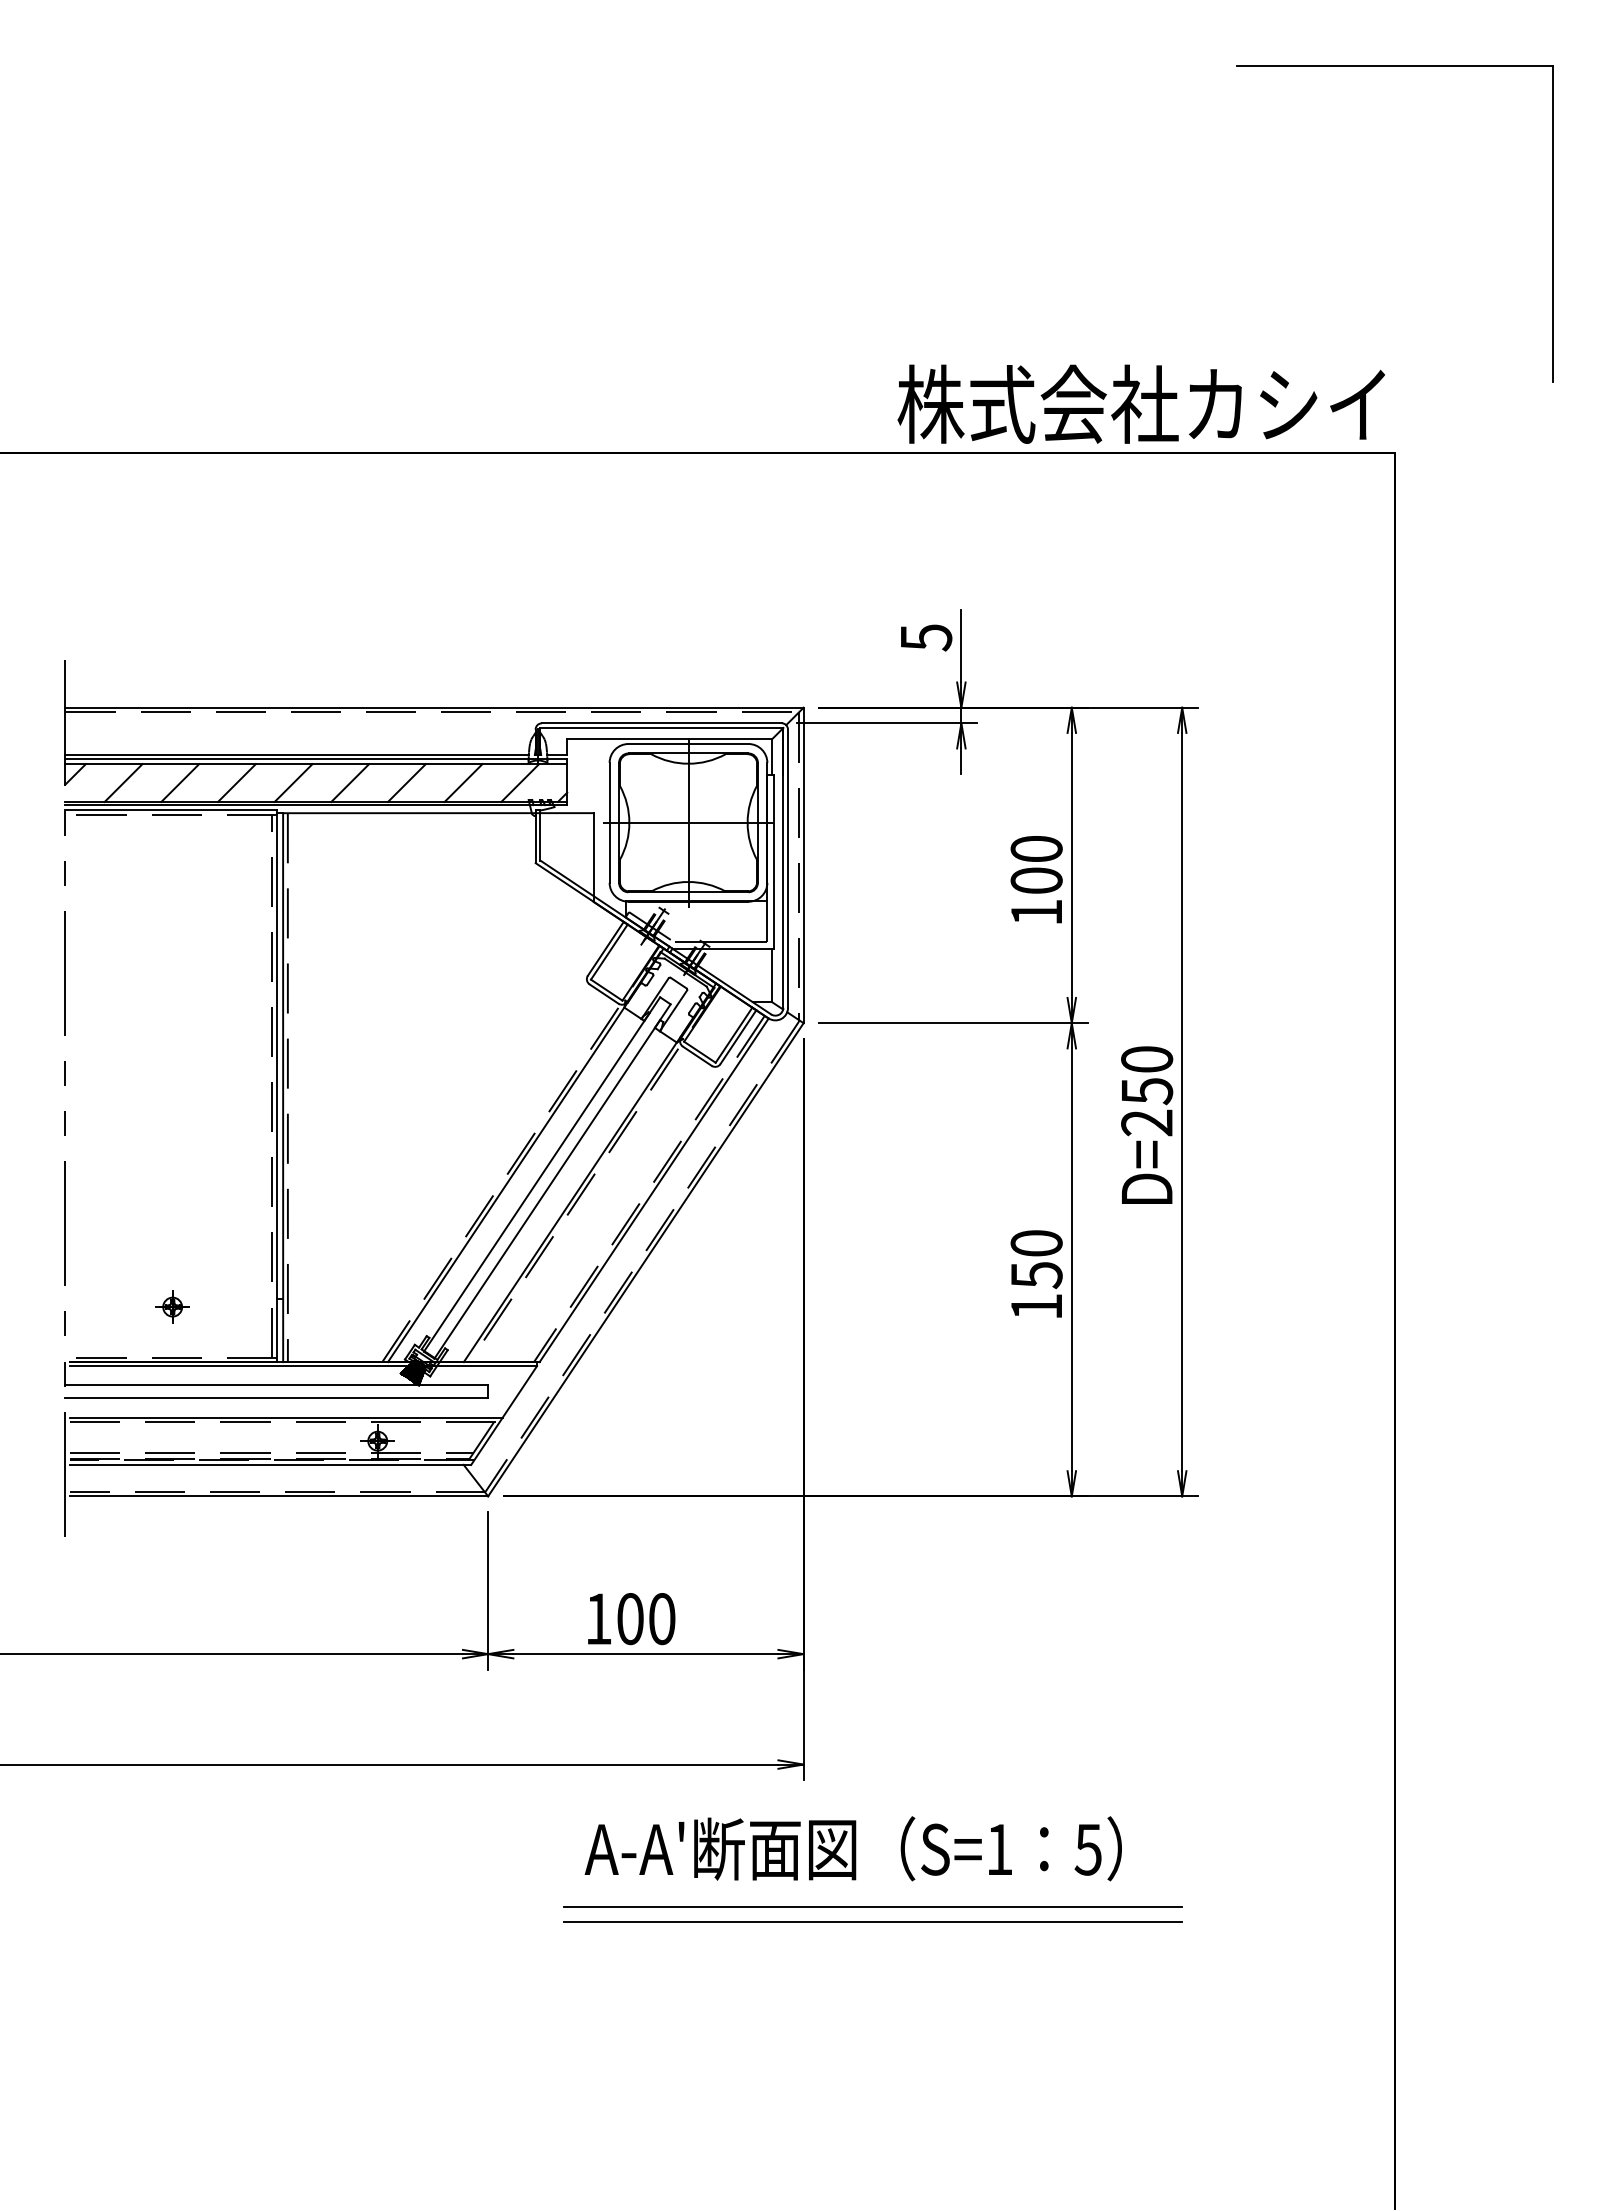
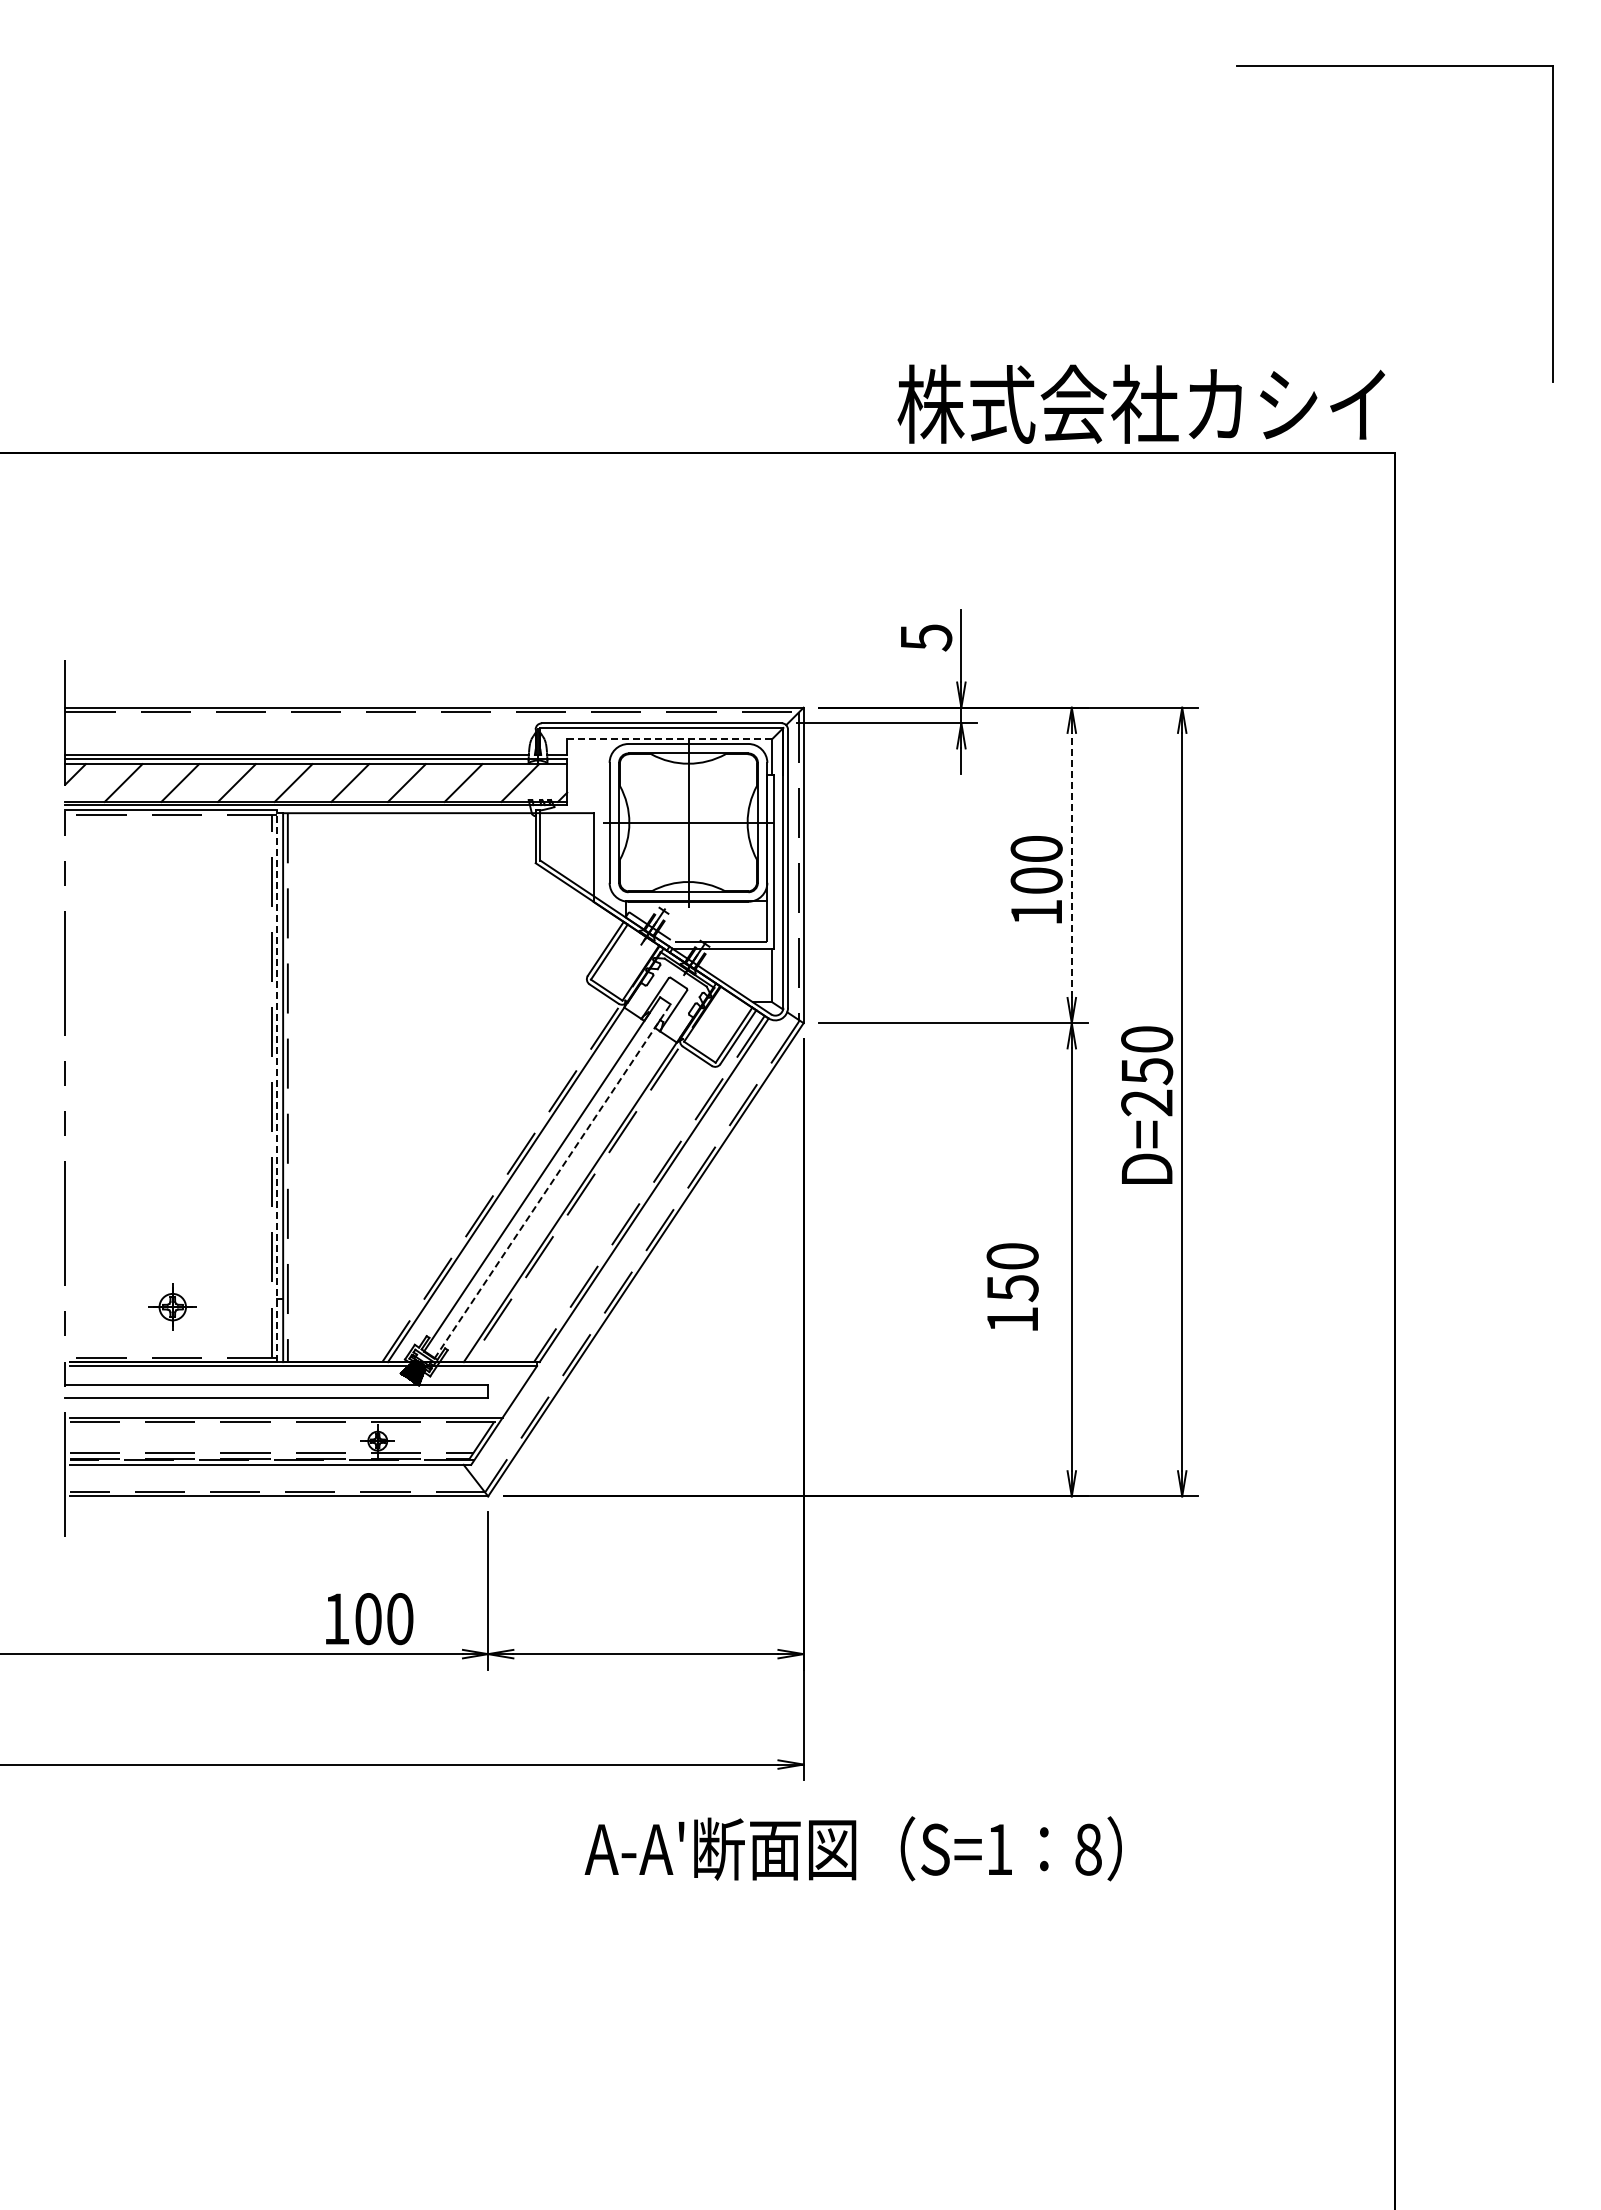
line: solid -> dashed (669, 739)
line: solid -> dashed (1071, 864)
line: solid -> dashed (276, 1085)
text position: (1147, 1124) -> (1147, 1104) (1147, 1104)
line: solid -> dashed (552, 1181)
text position: (1036, 1273) -> (1012, 1286) (1012, 1286)
part size: 35x34 px -> 49x48 px (172, 1306)
text position: (631, 1619) -> (369, 1619) (369, 1619)
text: 5 -> 8 (1087, 1849)
line: present -> none (872, 1906)
line: present -> none (872, 1922)
